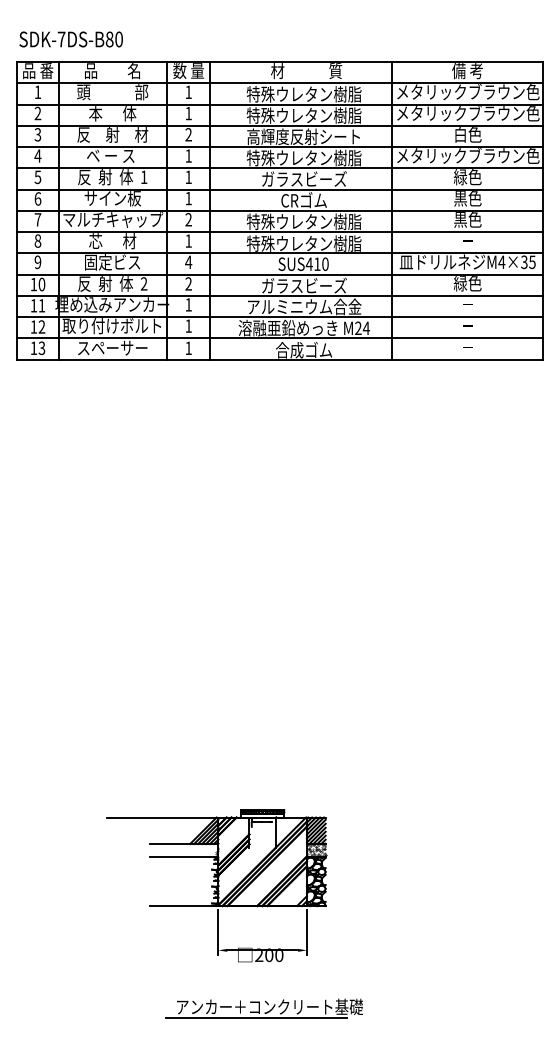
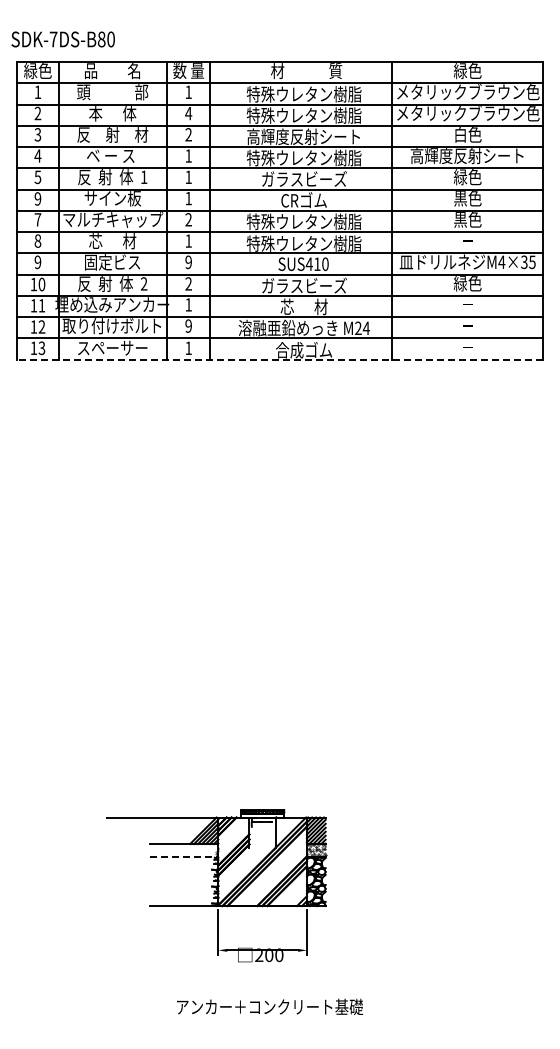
text position: (70, 39) -> (62, 39) (62, 39)
text: 品 番 -> 緑色 (38, 71)
text: 備 考 -> 緑色 (467, 71)
text: 1 -> 4 (188, 113)
text: メタリックブラウン色 -> 高輝度反射シート (468, 156)
text: 6 -> 9 (37, 198)
text: 4 -> 9 (188, 262)
text: アルミニウム合金 -> 芯      材 (304, 306)
text: 1 -> 9 (188, 325)
line: solid -> dashed (279, 359)
line: solid -> dashed (184, 857)
line: present -> none (256, 1017)
